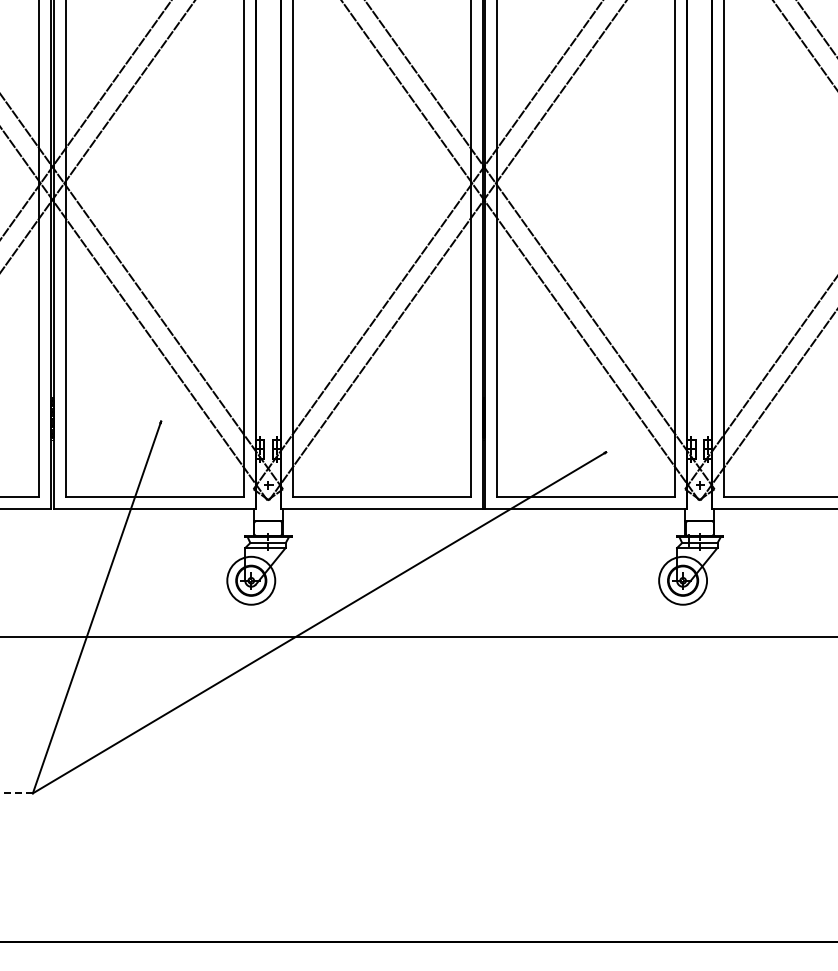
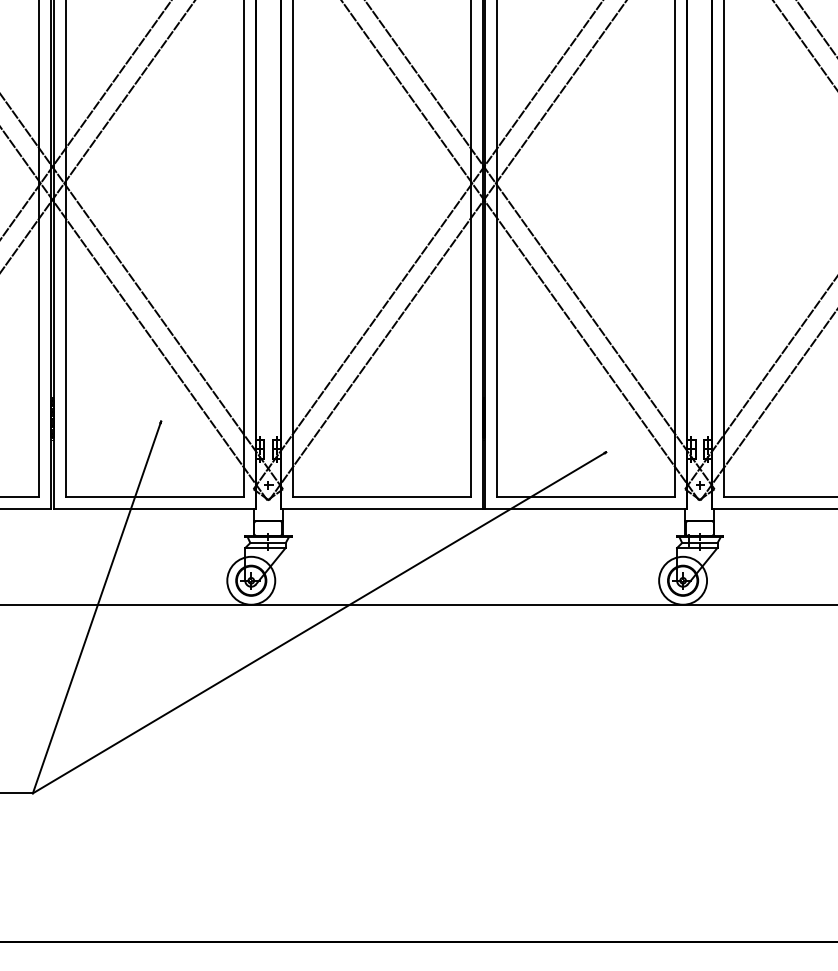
line position: (418, 636) -> (418, 604) (418, 604)
line: dashed -> solid (16, 793)
